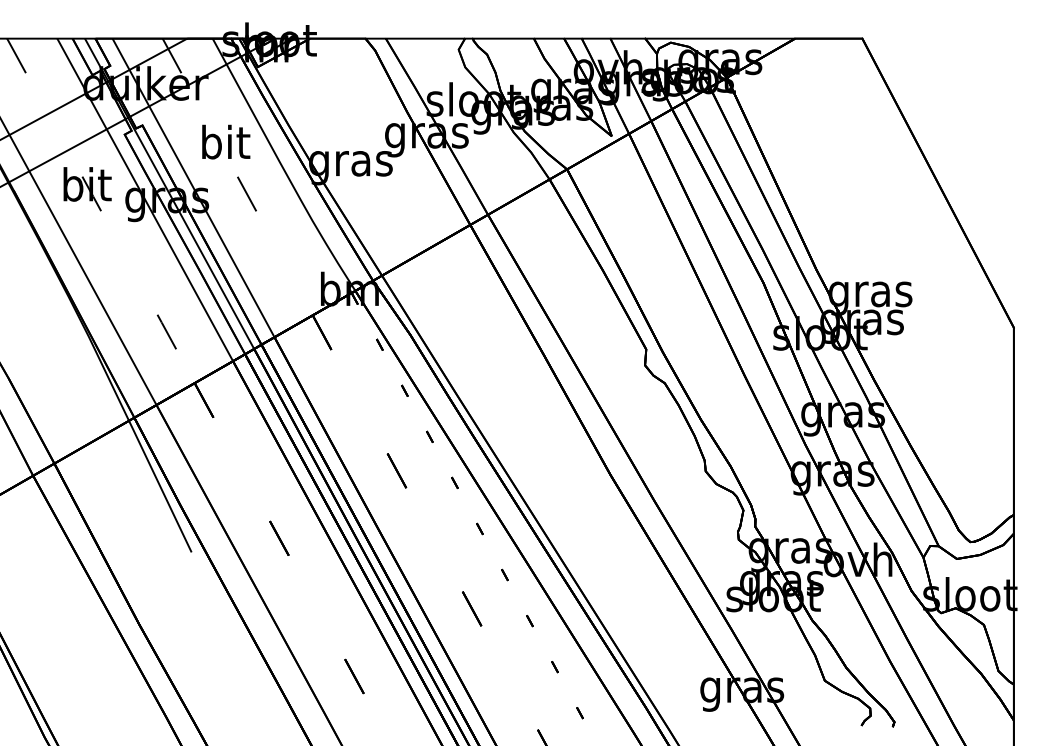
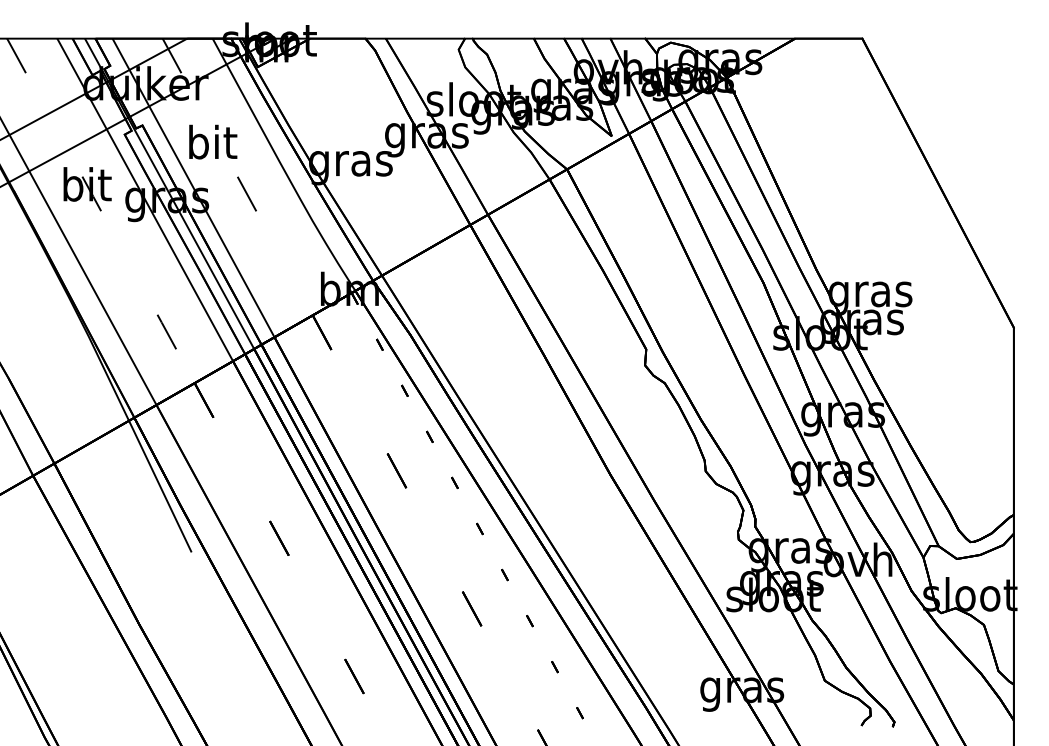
text position: (226, 141) -> (213, 141) (213, 141)
